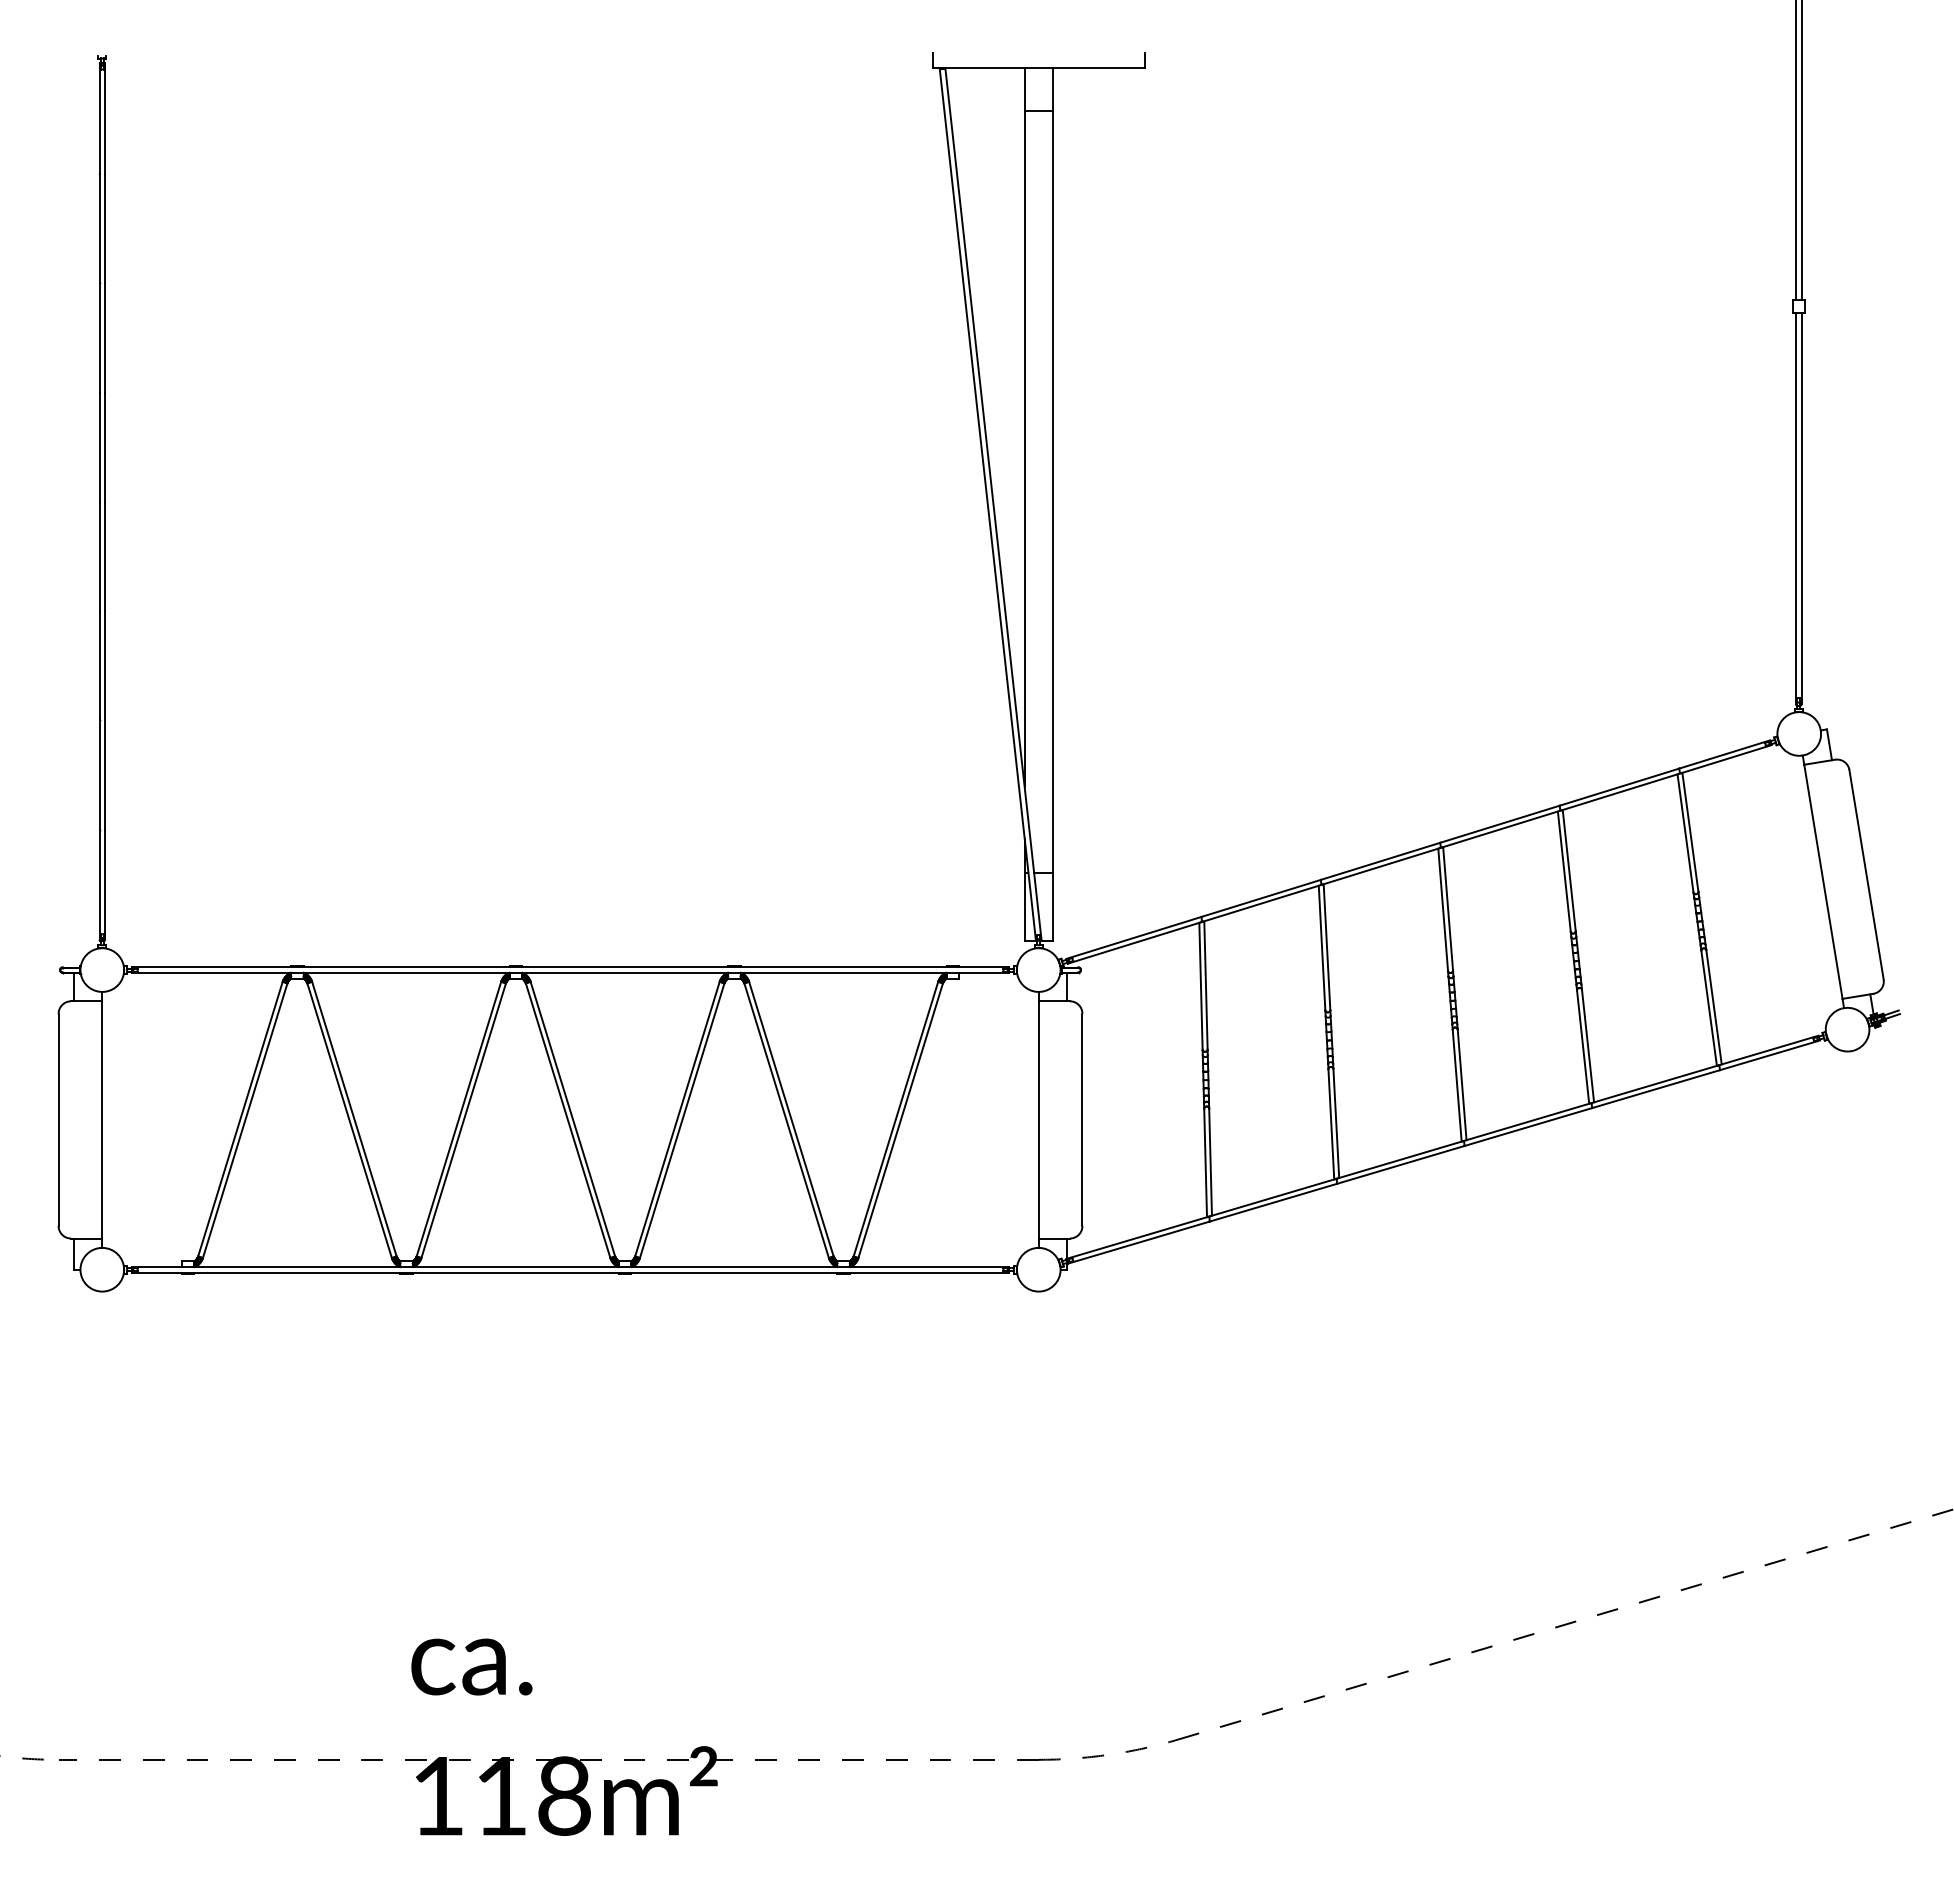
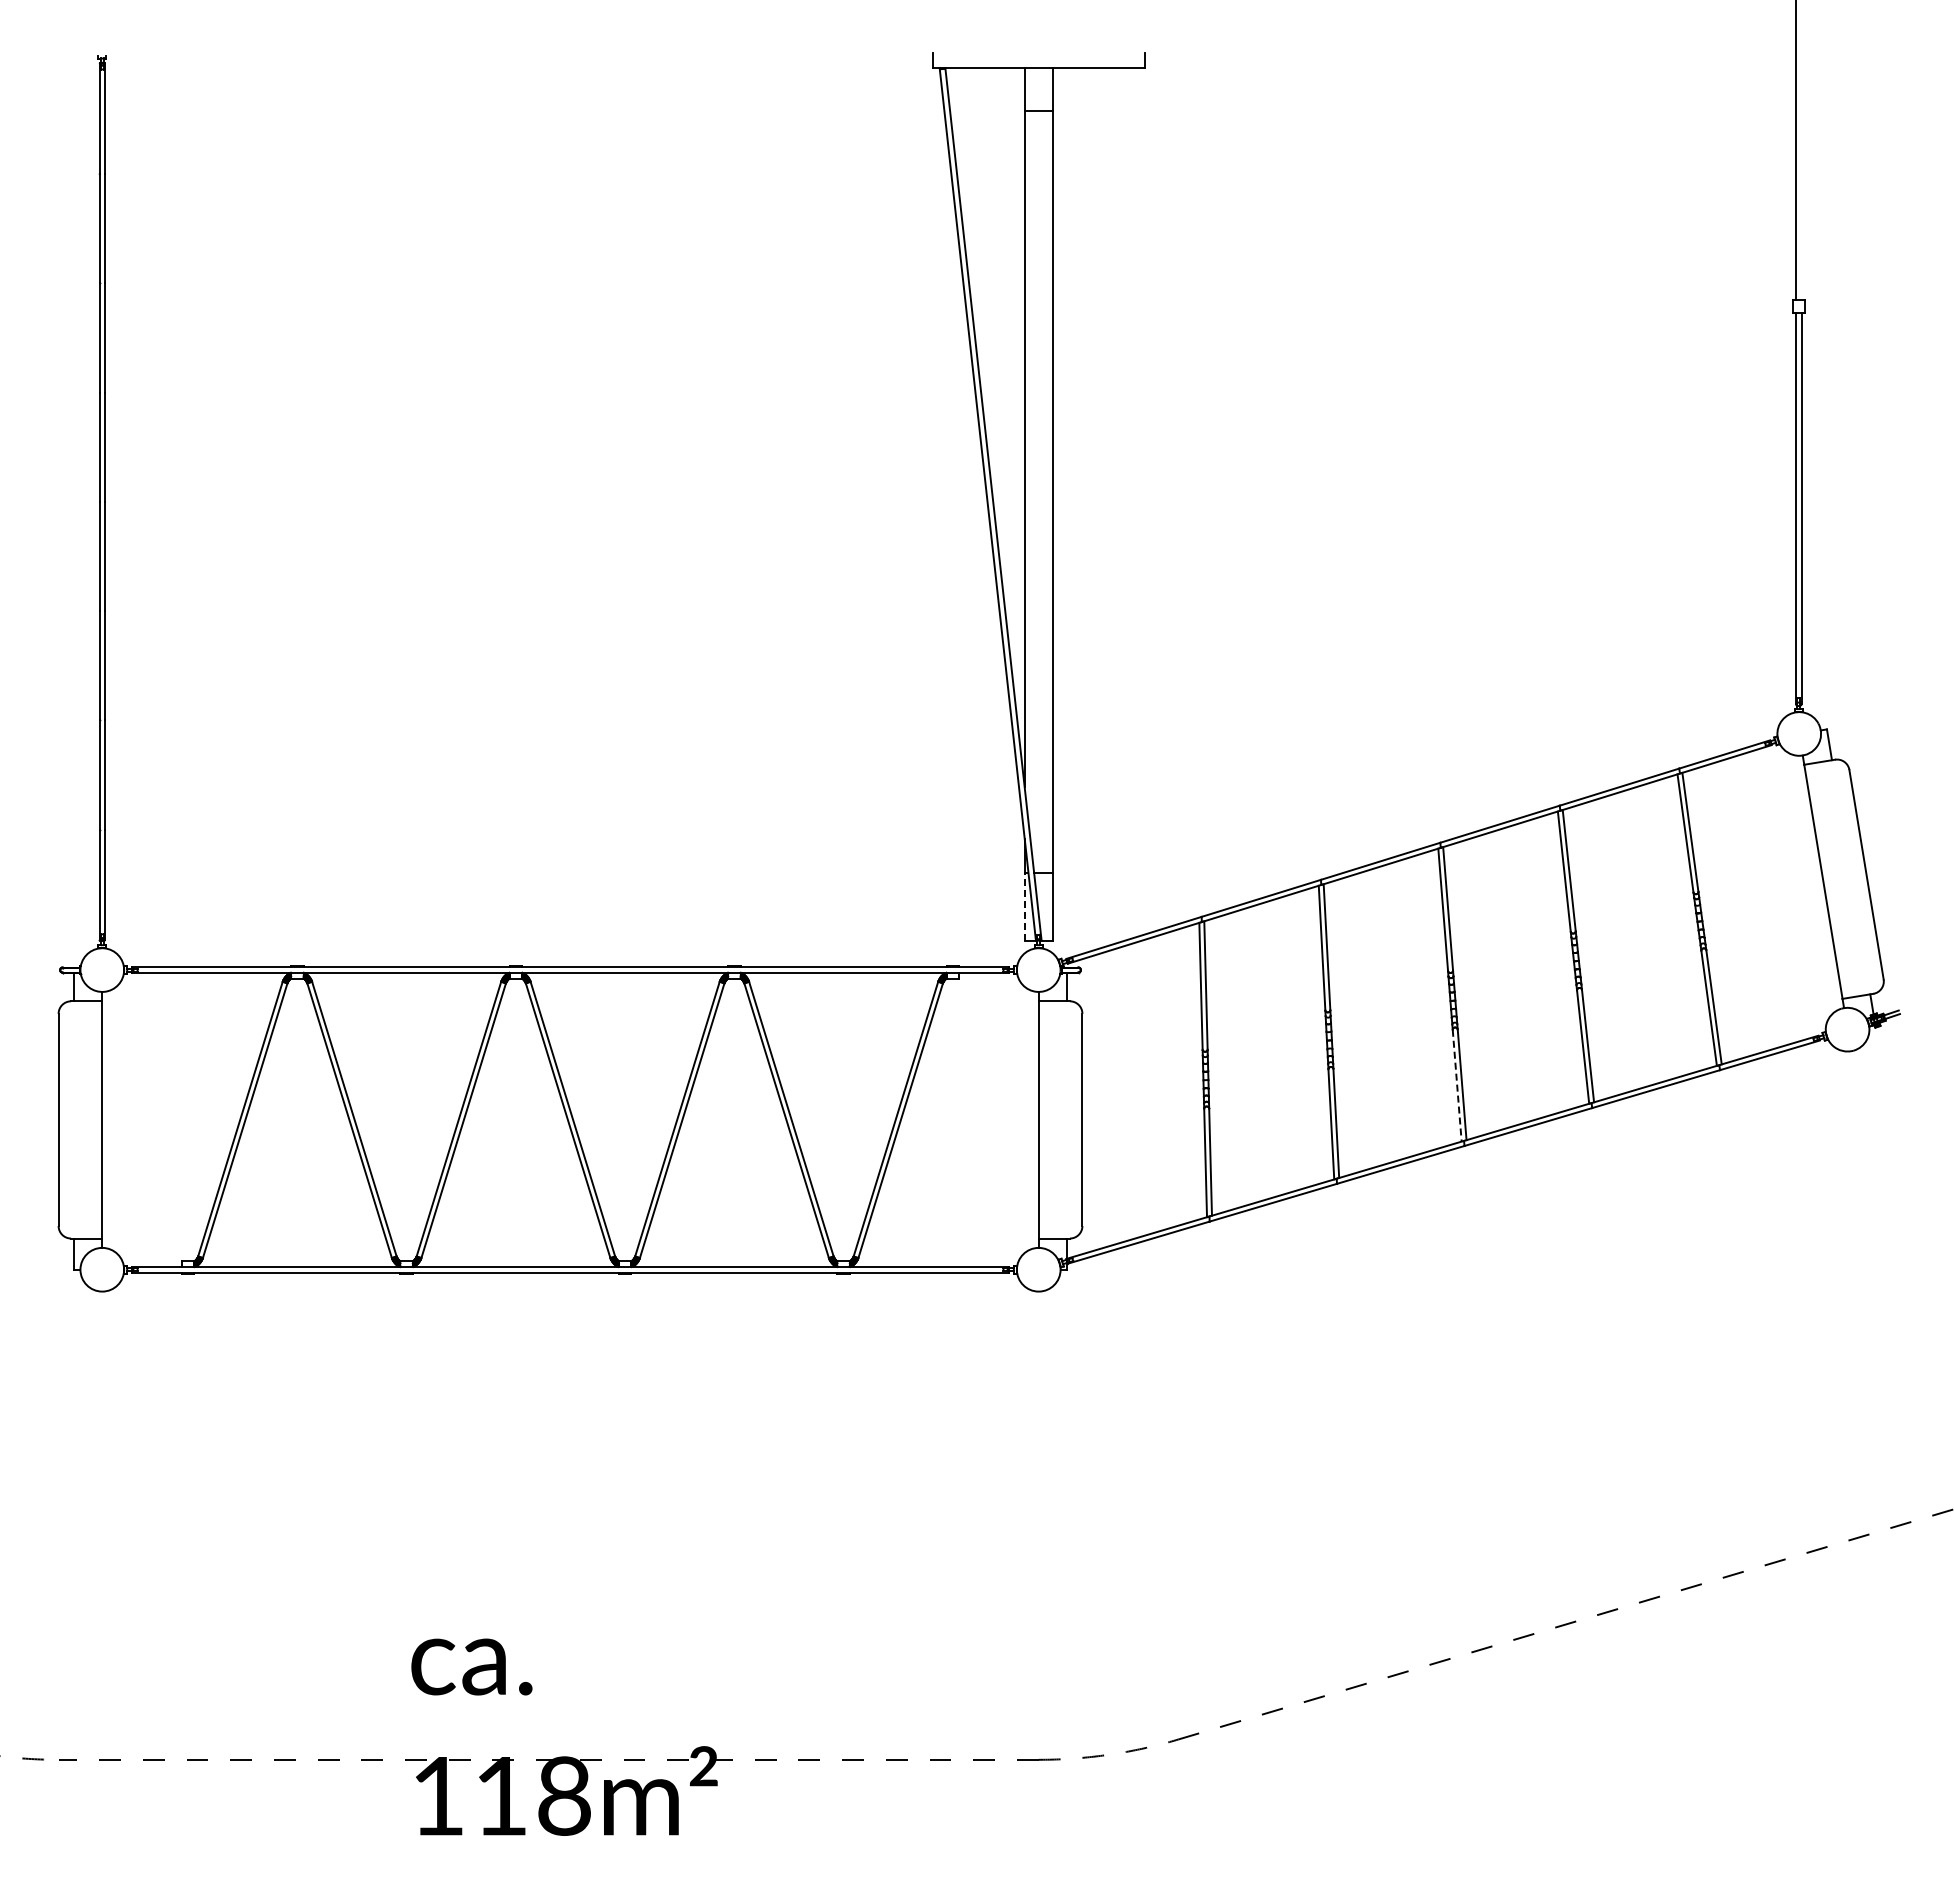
line: present -> none (1801, 151)
line: solid -> dashed (1024, 906)
line: solid -> dashed (1457, 1086)
